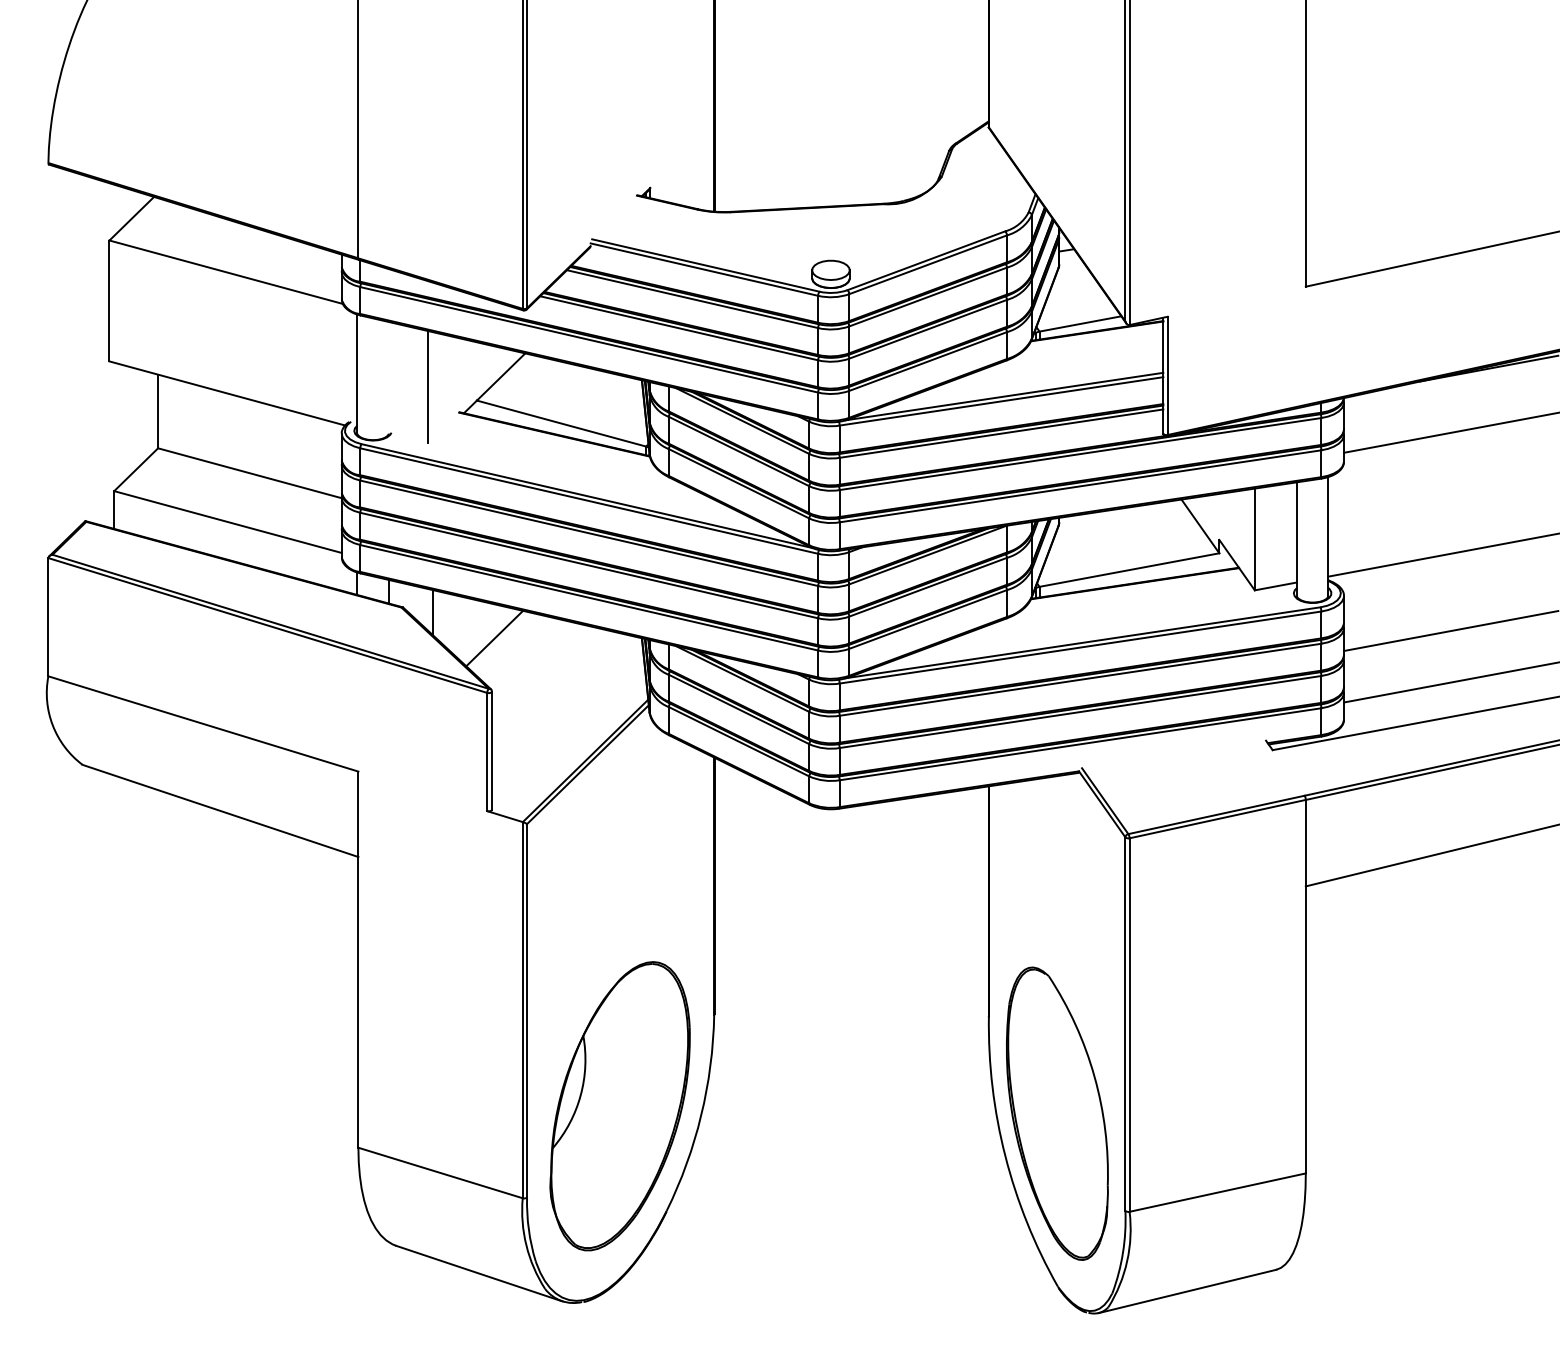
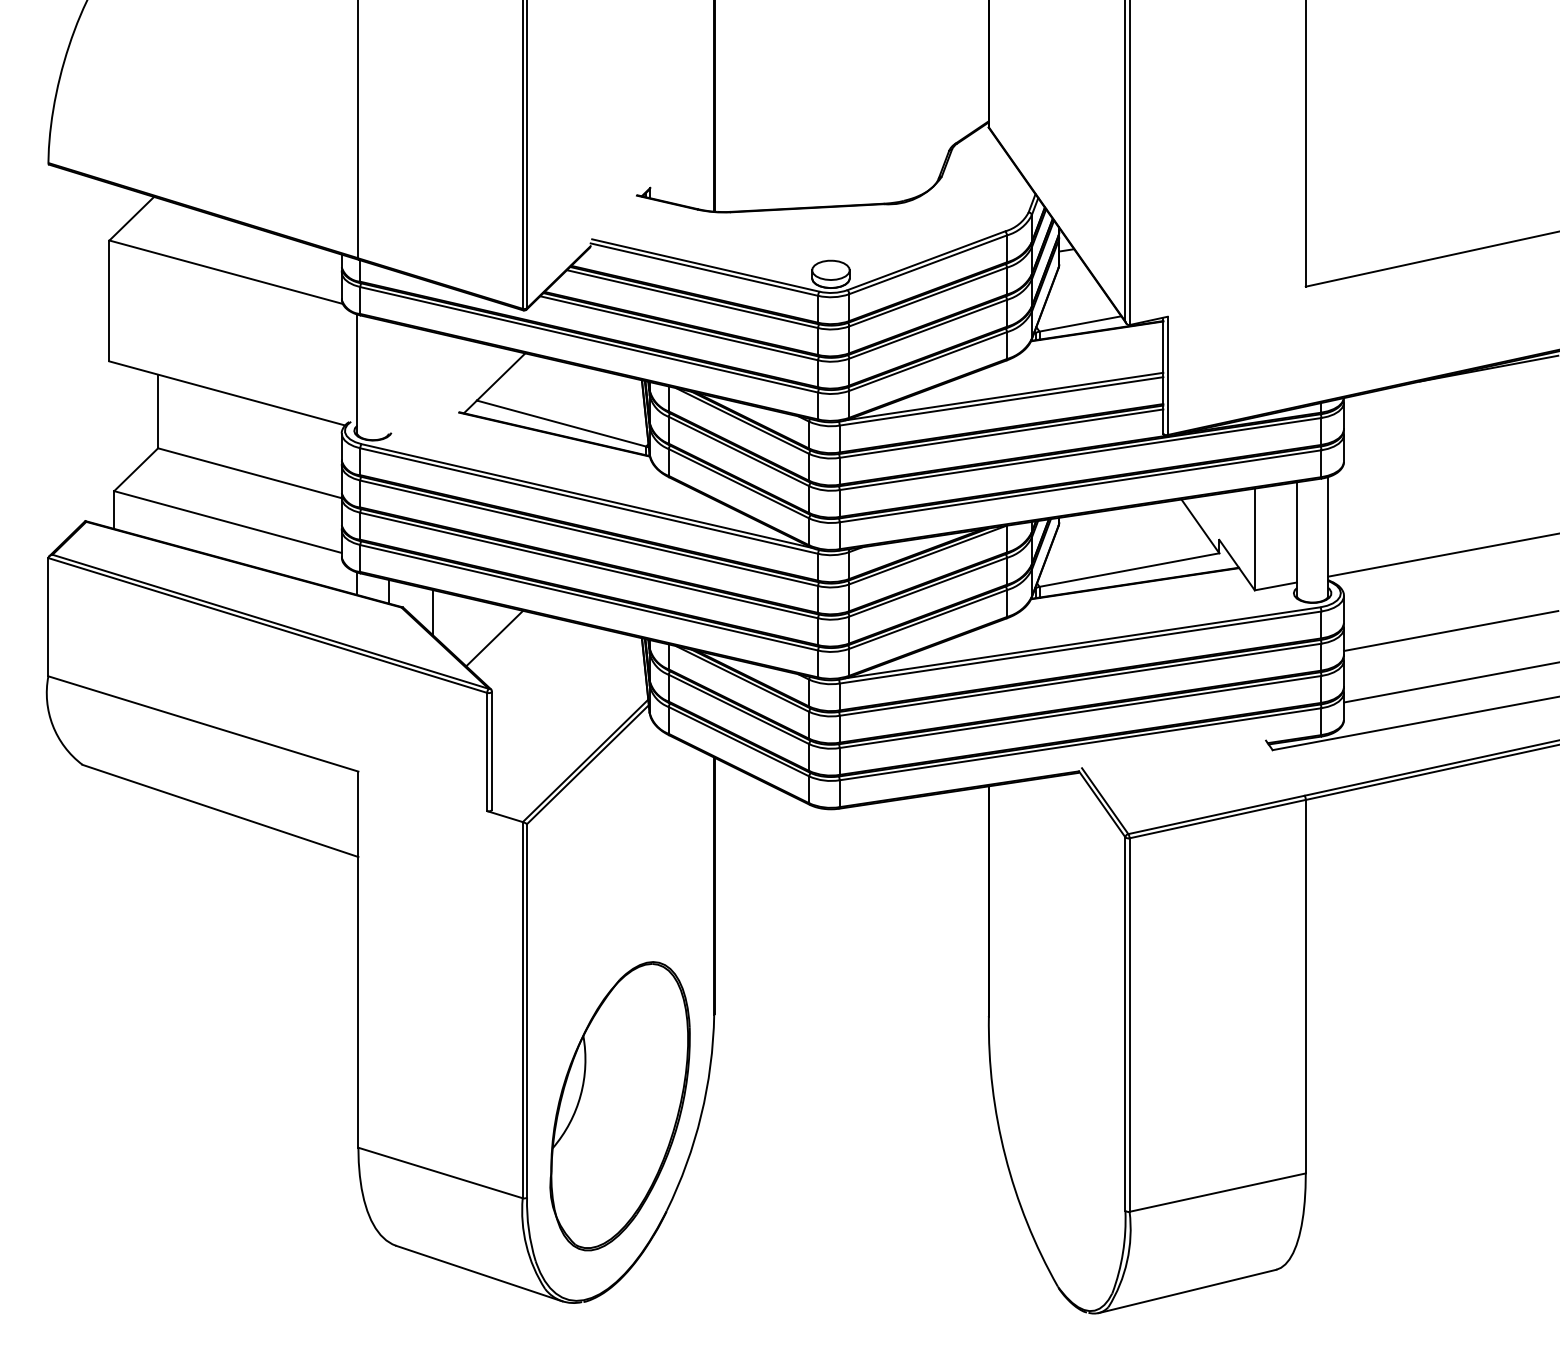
line: present -> none (428, 386)
line: present -> none (1450, 432)
line: present -> none (1430, 855)
part: present -> none (1057, 1113)
